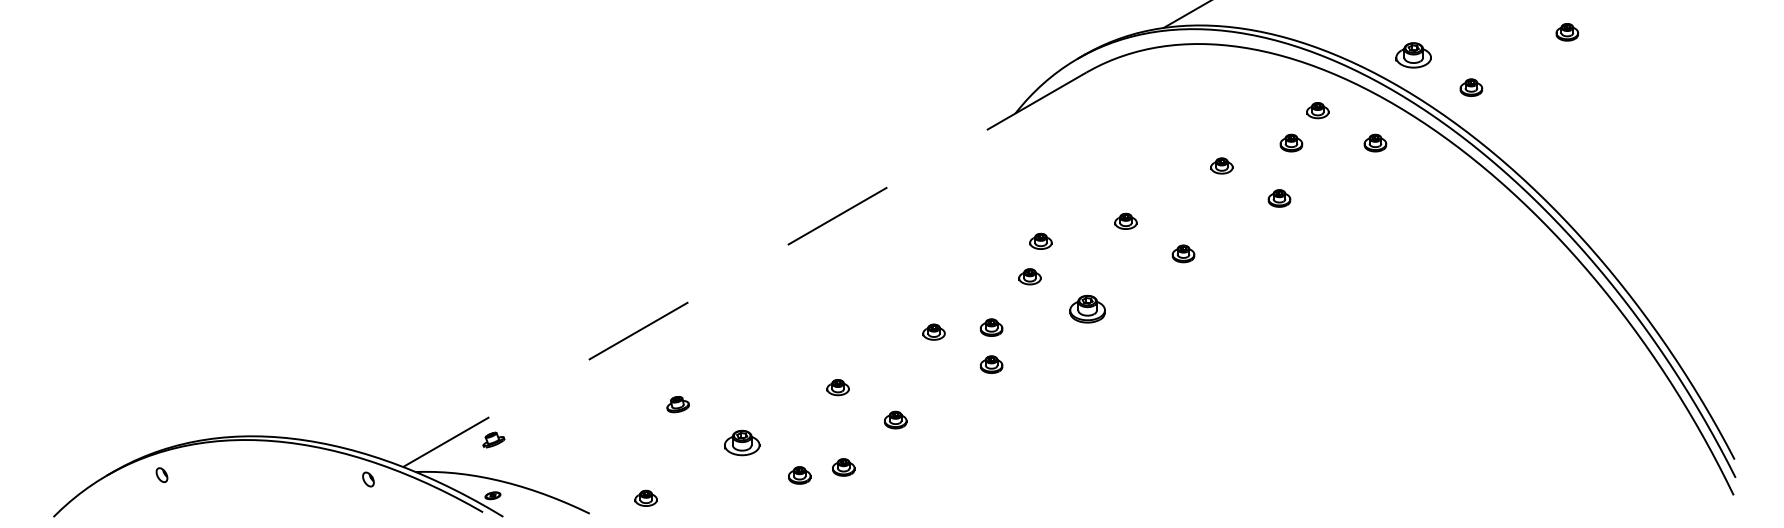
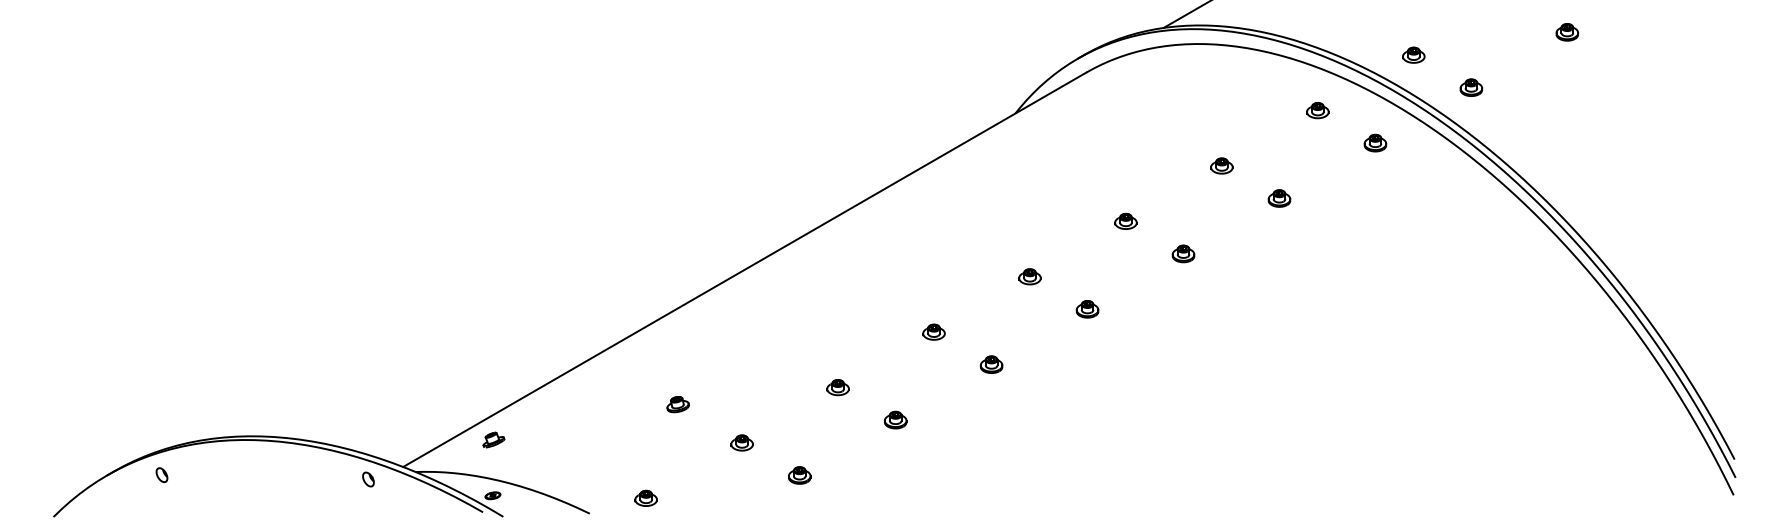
part size: 37x27 px -> 24x18 px (1413, 54)
part: present -> none (1291, 142)
part: present -> none (1040, 240)
line: dashed -> solid (744, 270)
part size: 37x30 px -> 25x19 px (1087, 309)
part: present -> none (991, 327)
part size: 37x28 px -> 24x18 px (741, 442)
part: present -> none (843, 467)
